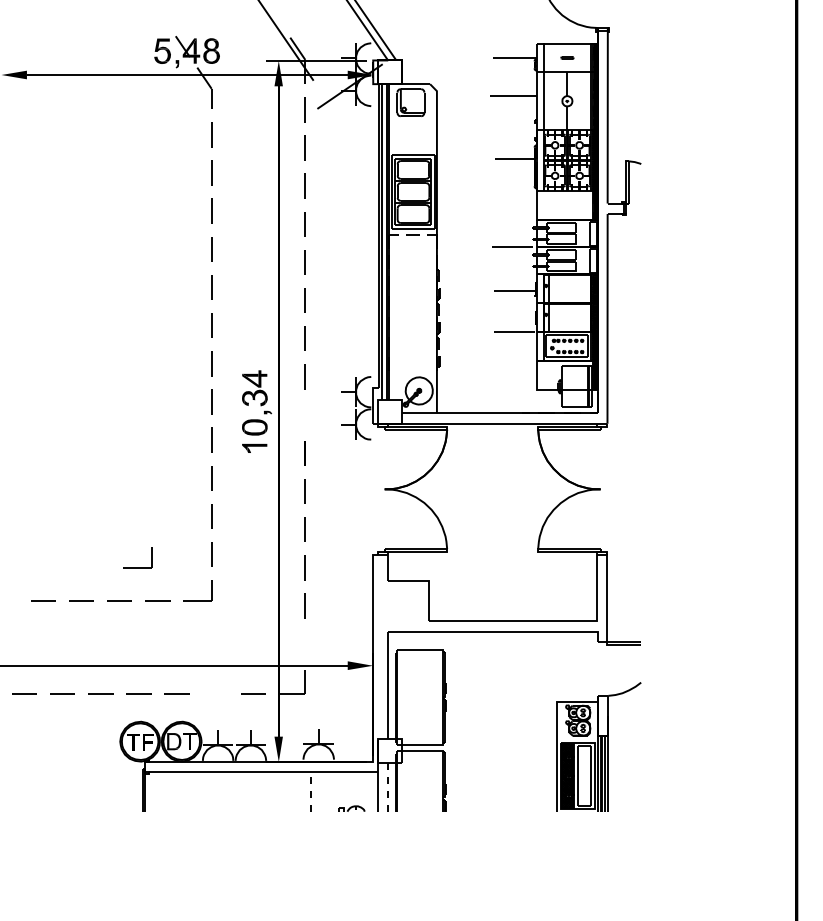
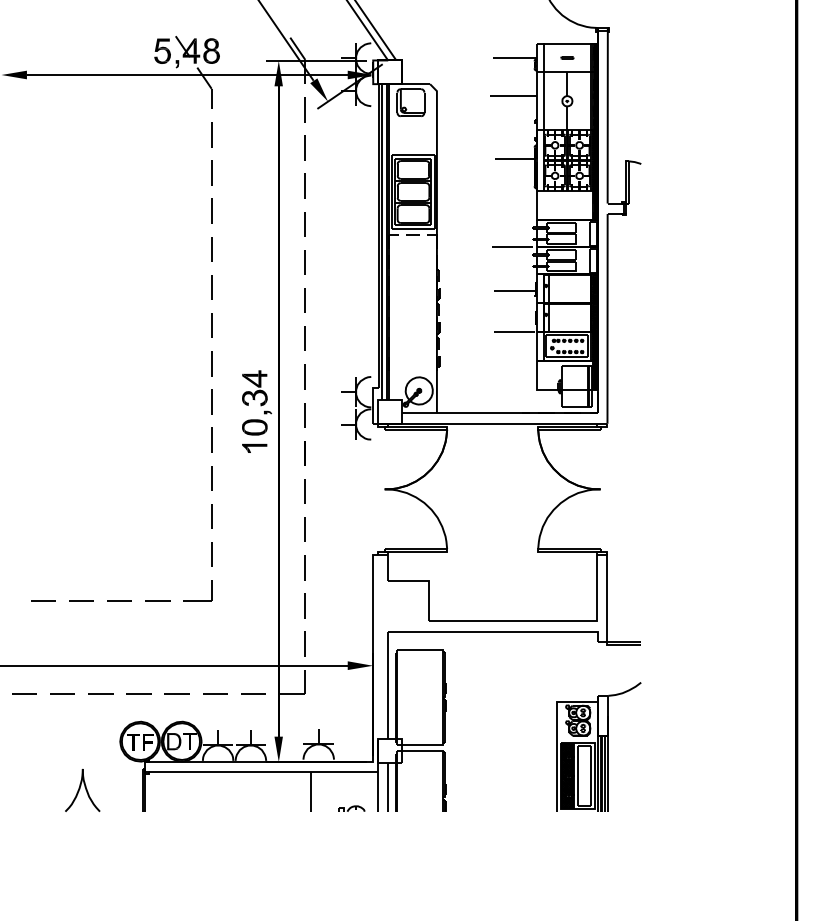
fill: none -> present (319, 89)
line: none -> present (304, 415)
part: present -> none (137, 567)
line: none -> present (304, 643)
line: none -> present (215, 693)
line: dashed -> solid (388, 786)
part: none -> present (82, 790)
line: dashed -> solid (310, 792)
